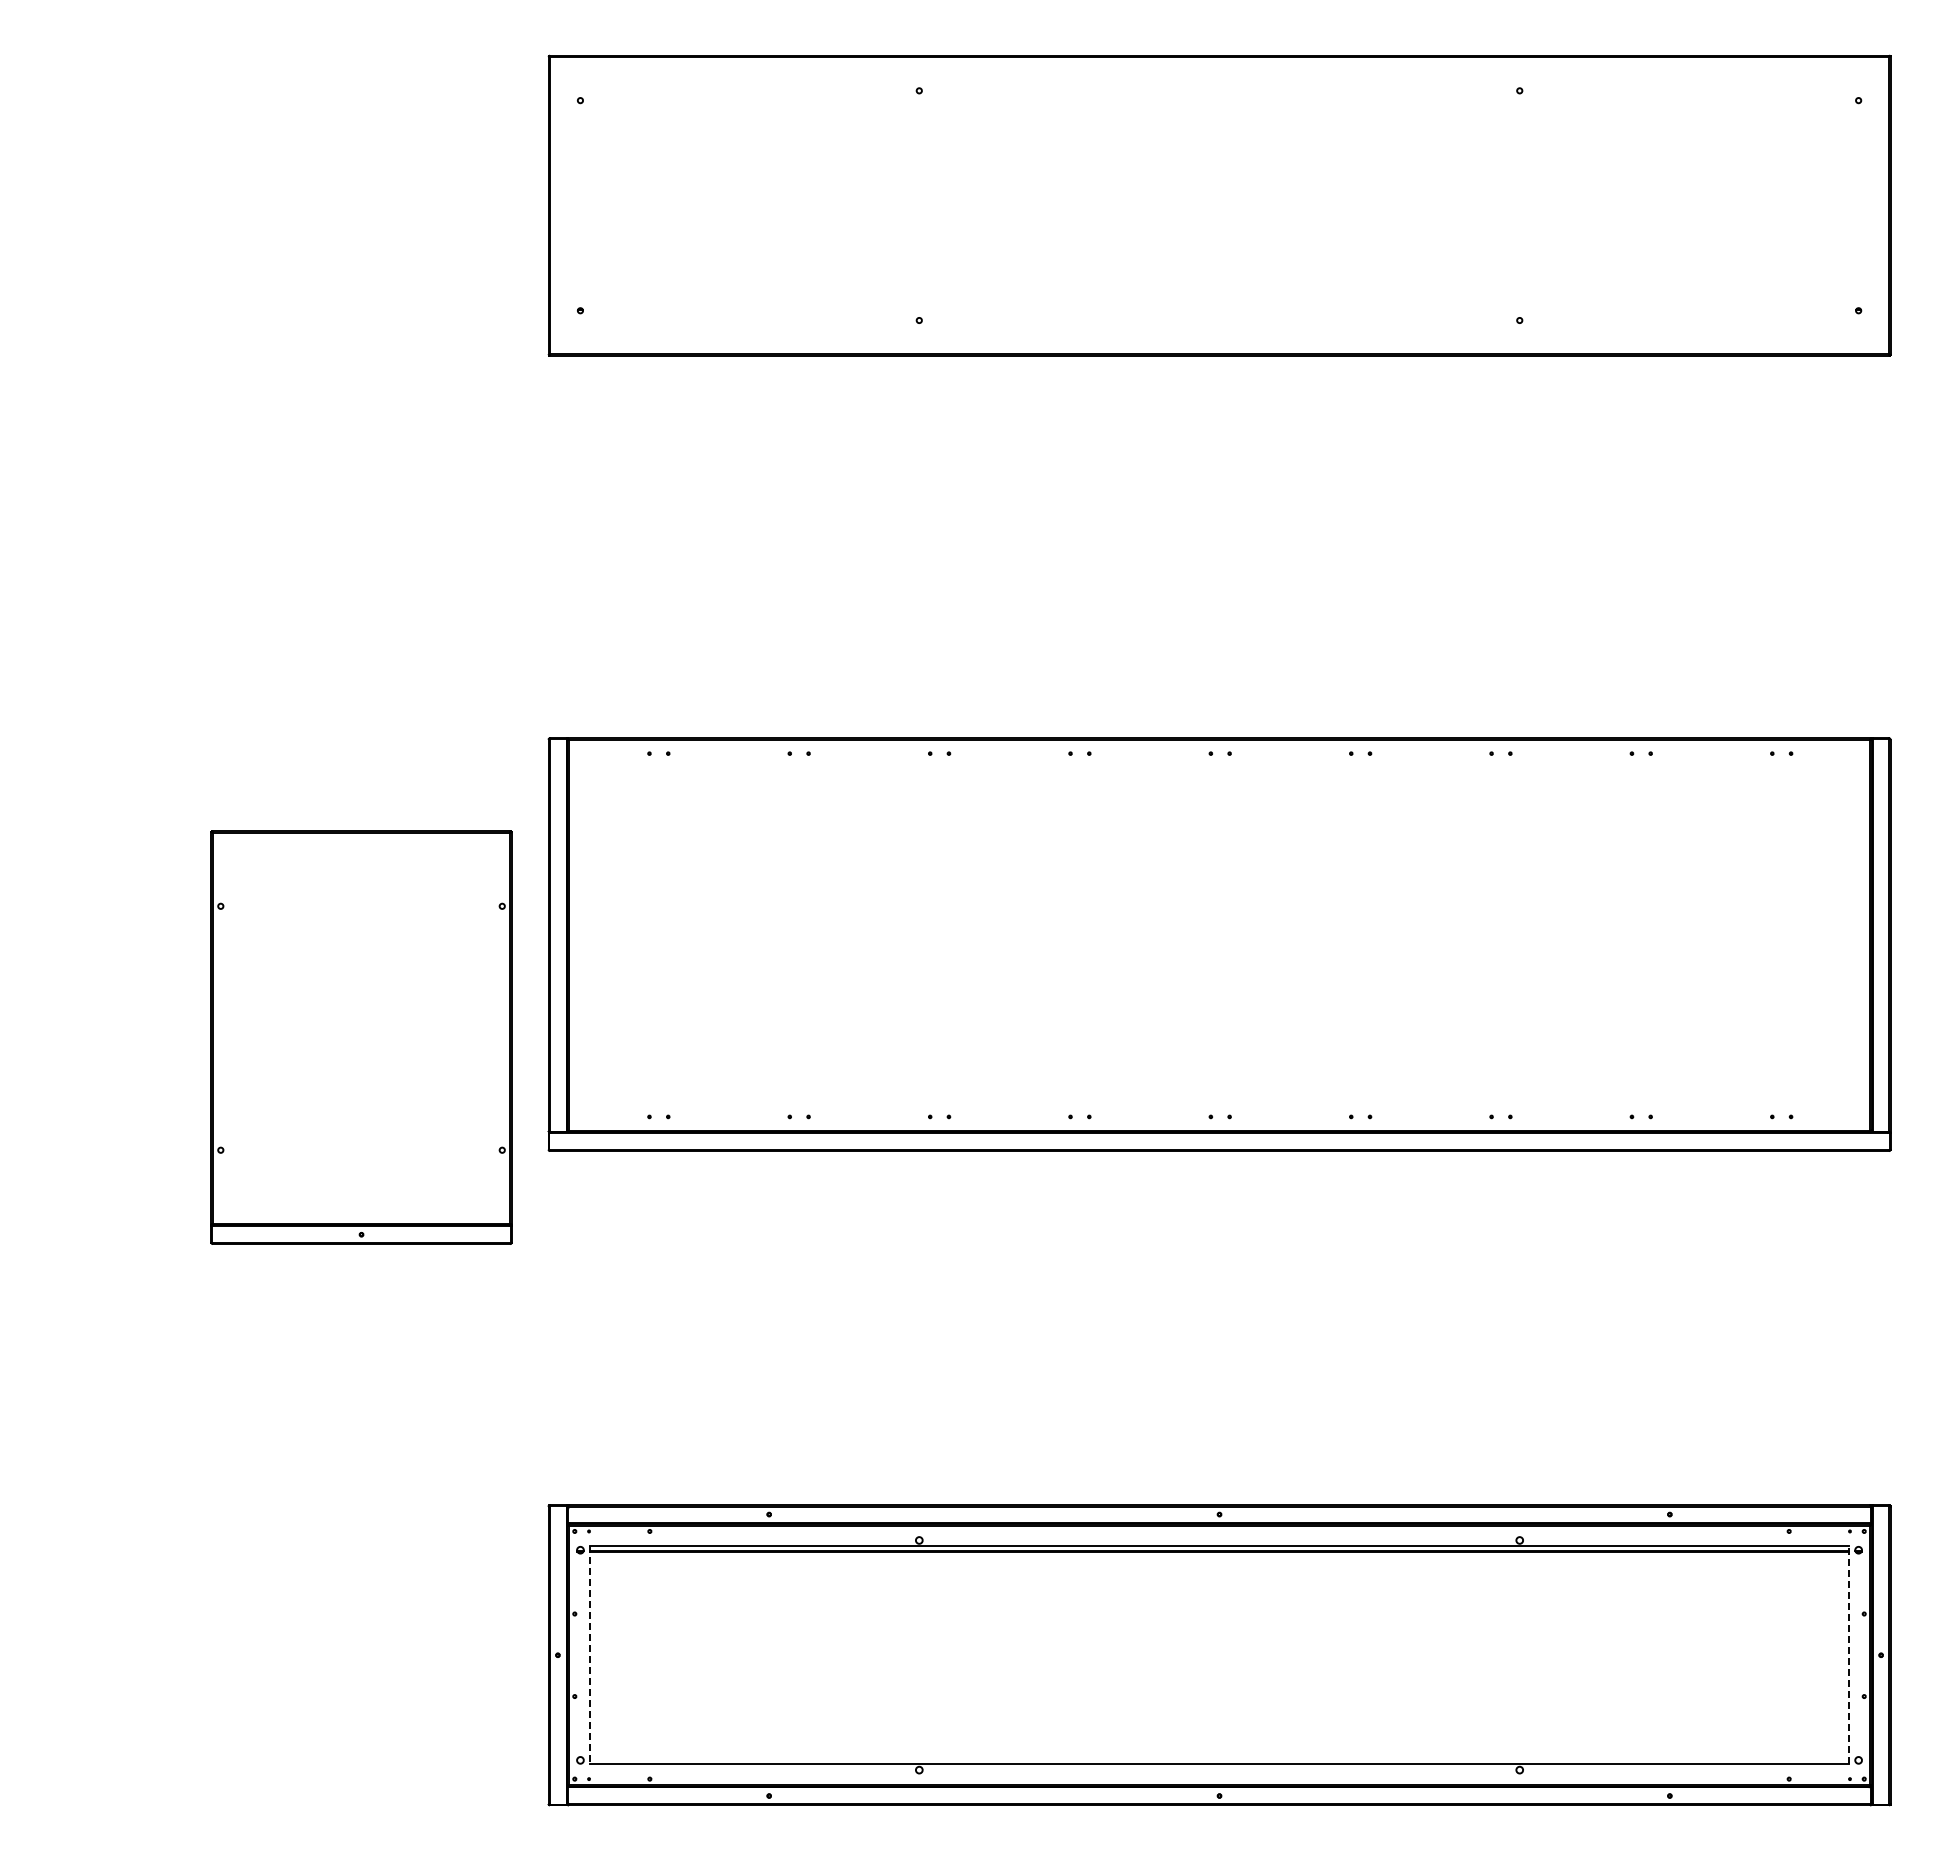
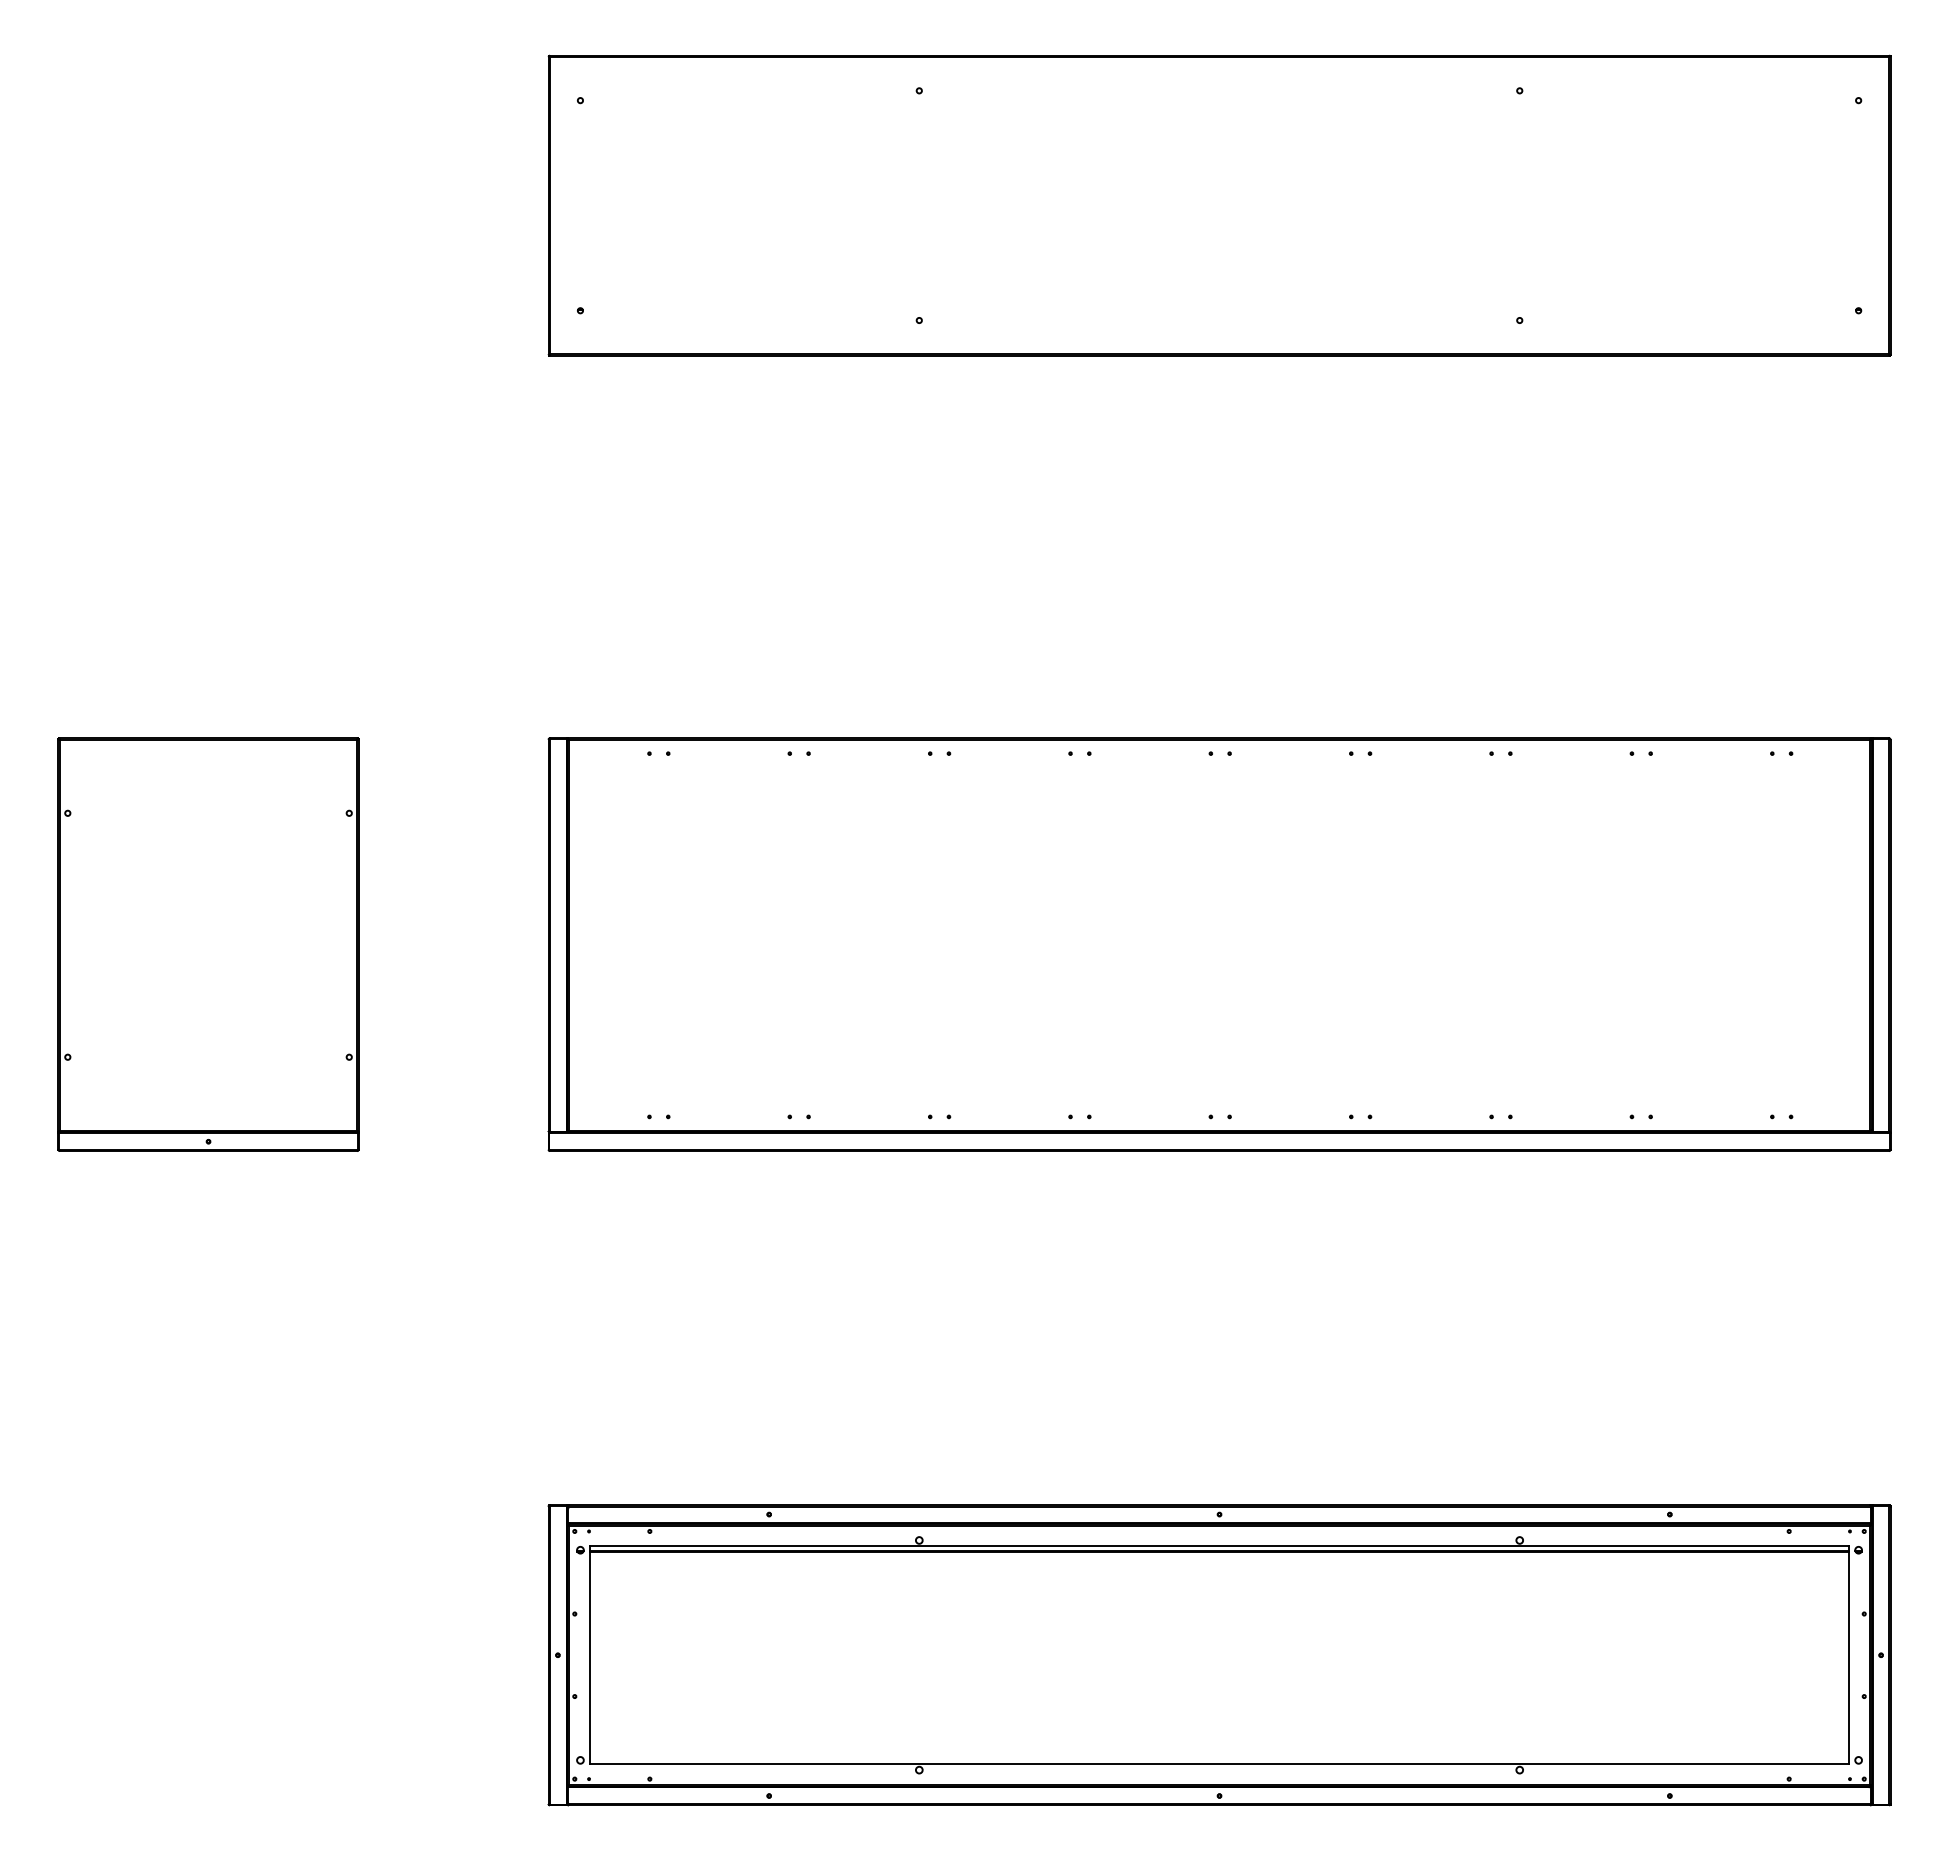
part position: (361, 1037) -> (208, 944) (208, 944)
line: dashed -> solid (589, 1655)
line: dashed -> solid (1849, 1655)
